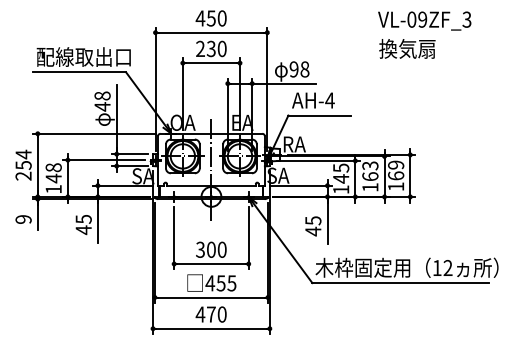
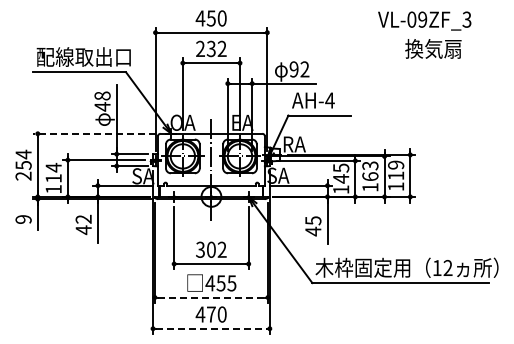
text position: (407, 48) -> (433, 48) (433, 48)
text: 230 -> 232 (221, 49)
text: 98 -> 92 (304, 69)
line: solid -> dashed (93, 133)
text: 148 -> 114 (53, 172)
text: 169 -> 119 (396, 175)
text: 45 -> 42 (83, 218)
text: 300 -> 302 (221, 249)
line: solid -> dashed (211, 297)
line: solid -> dashed (211, 328)
